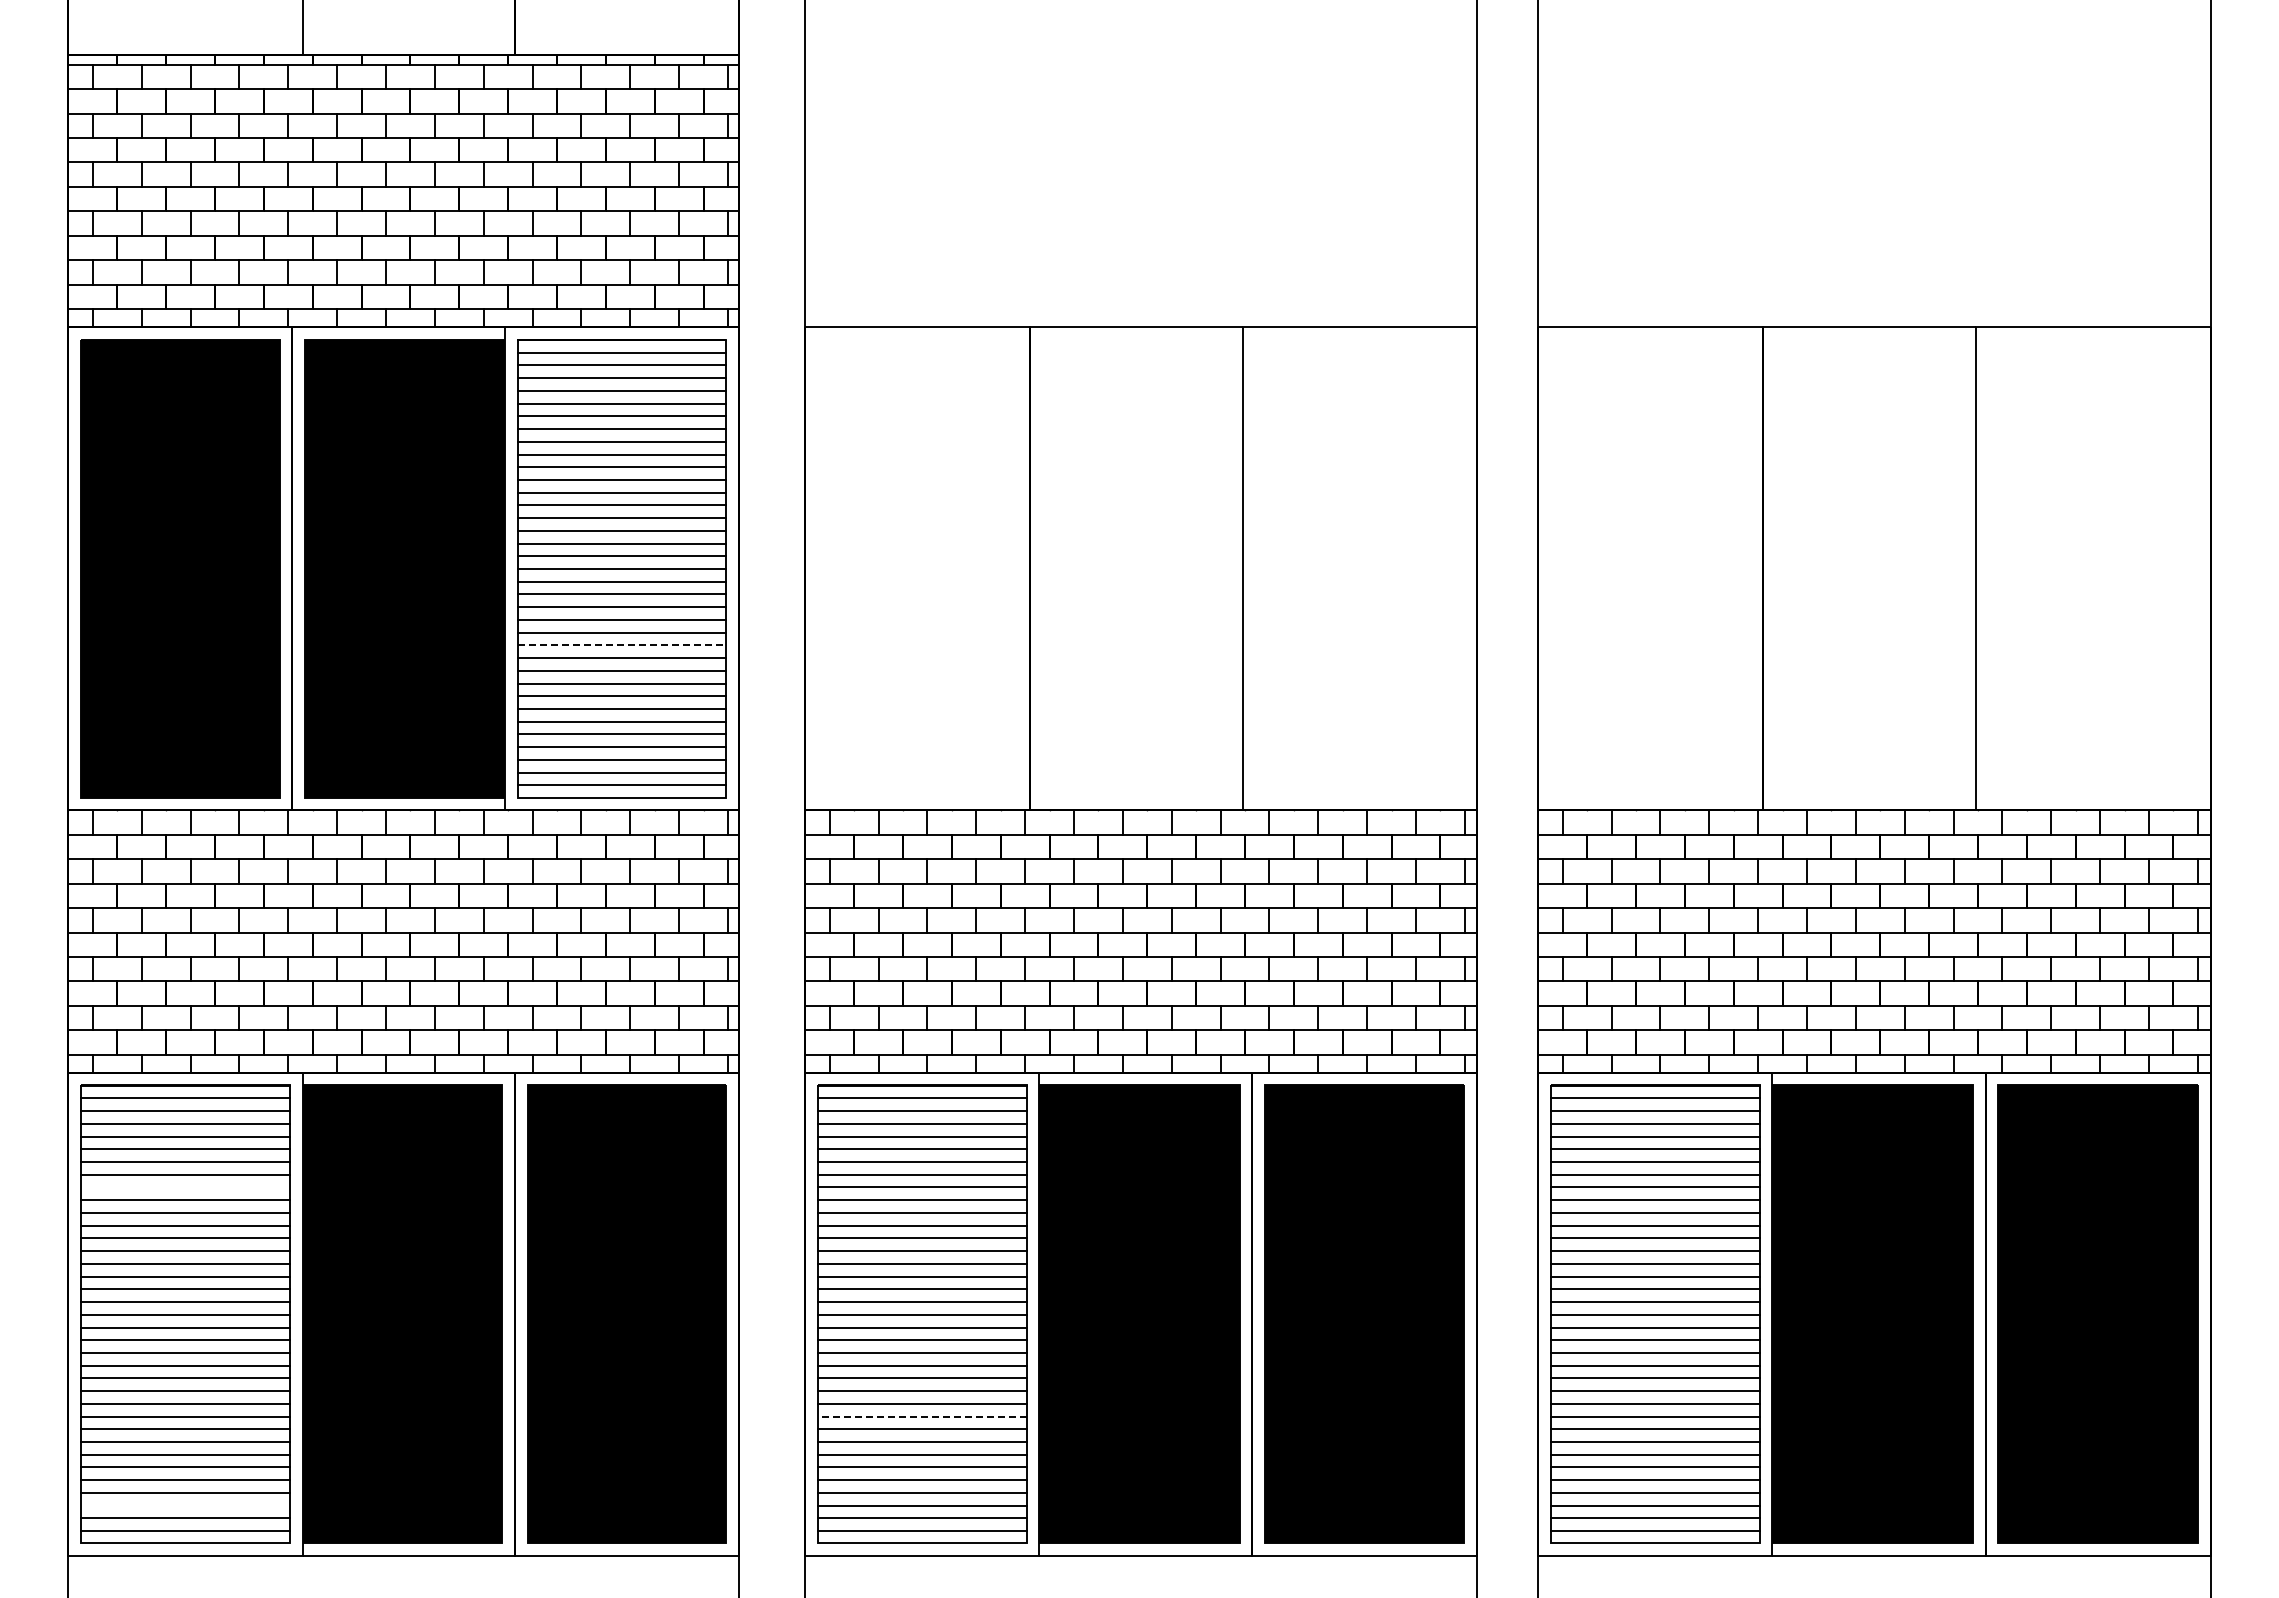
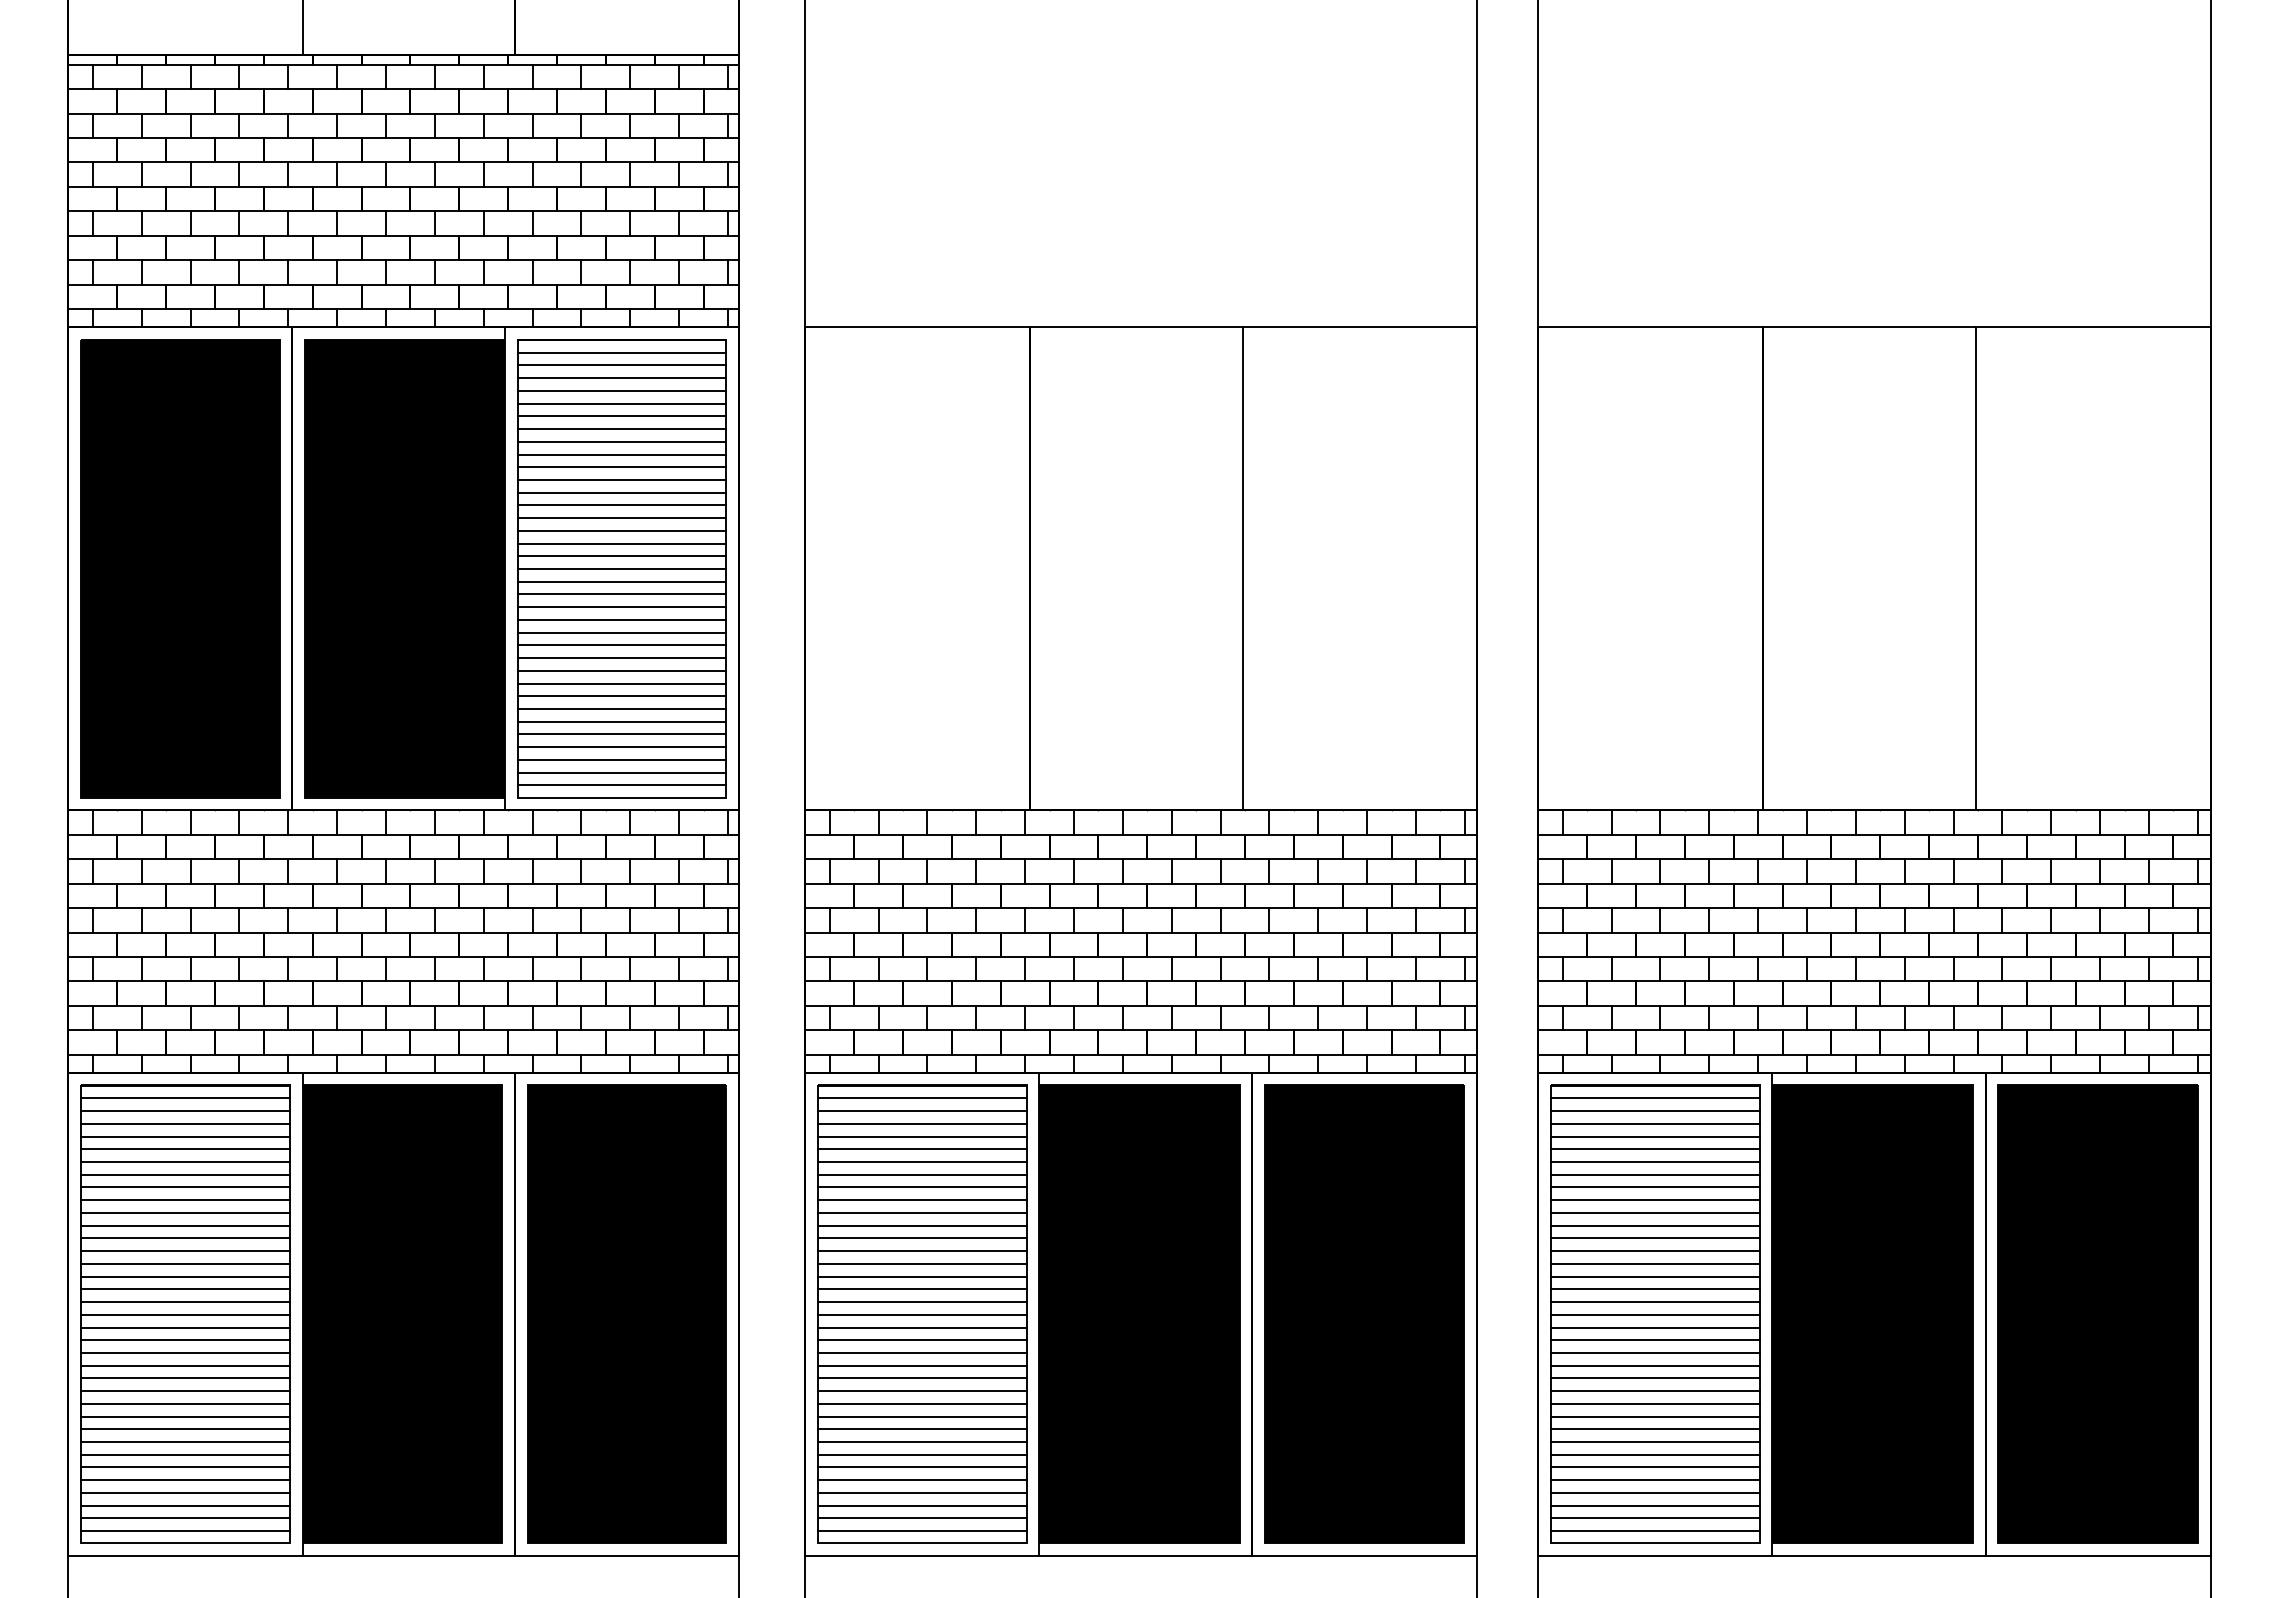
line: dashed -> solid (622, 645)
line: none -> present (185, 1187)
line: dashed -> solid (921, 1416)
line: none -> present (185, 1505)
